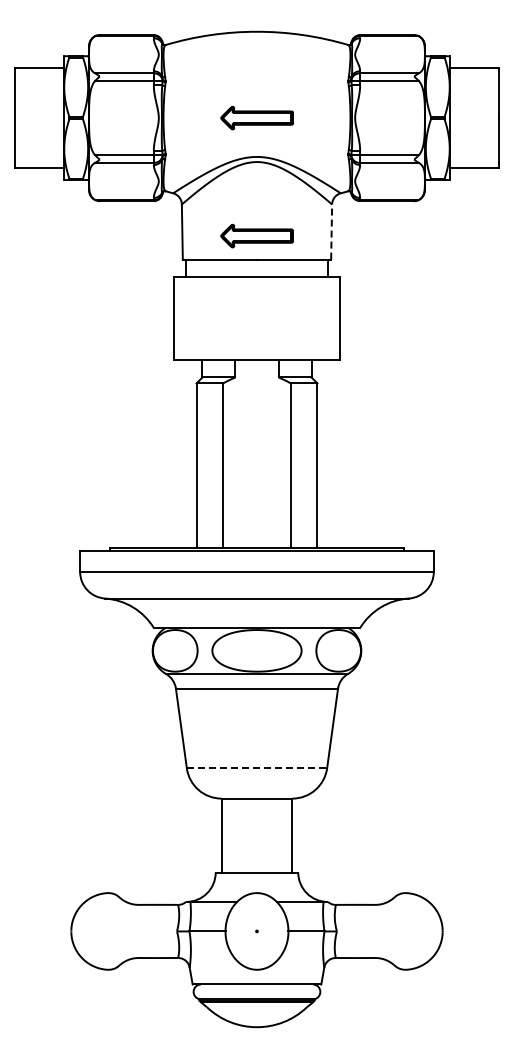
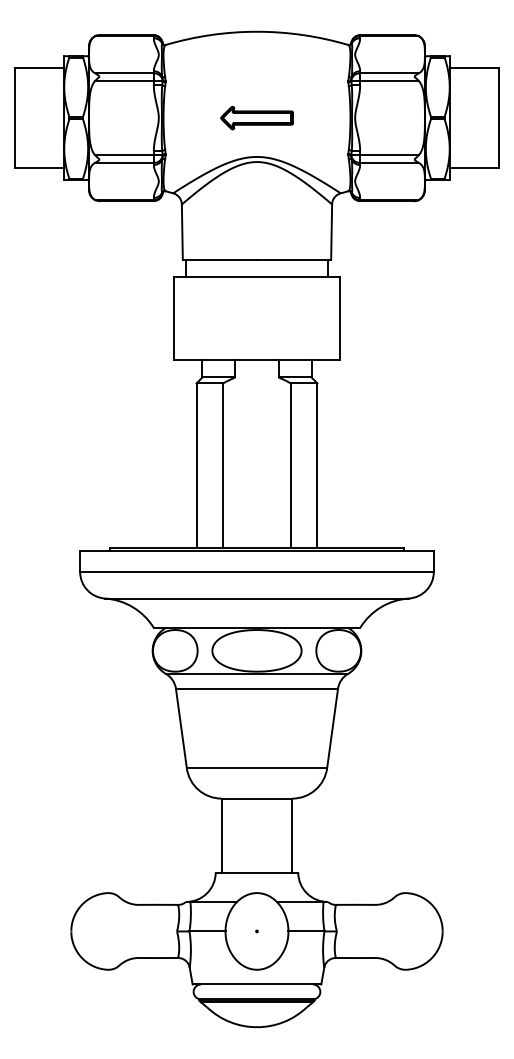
line: dashed -> solid (331, 232)
part: present -> none (256, 235)
line: dashed -> solid (257, 768)
